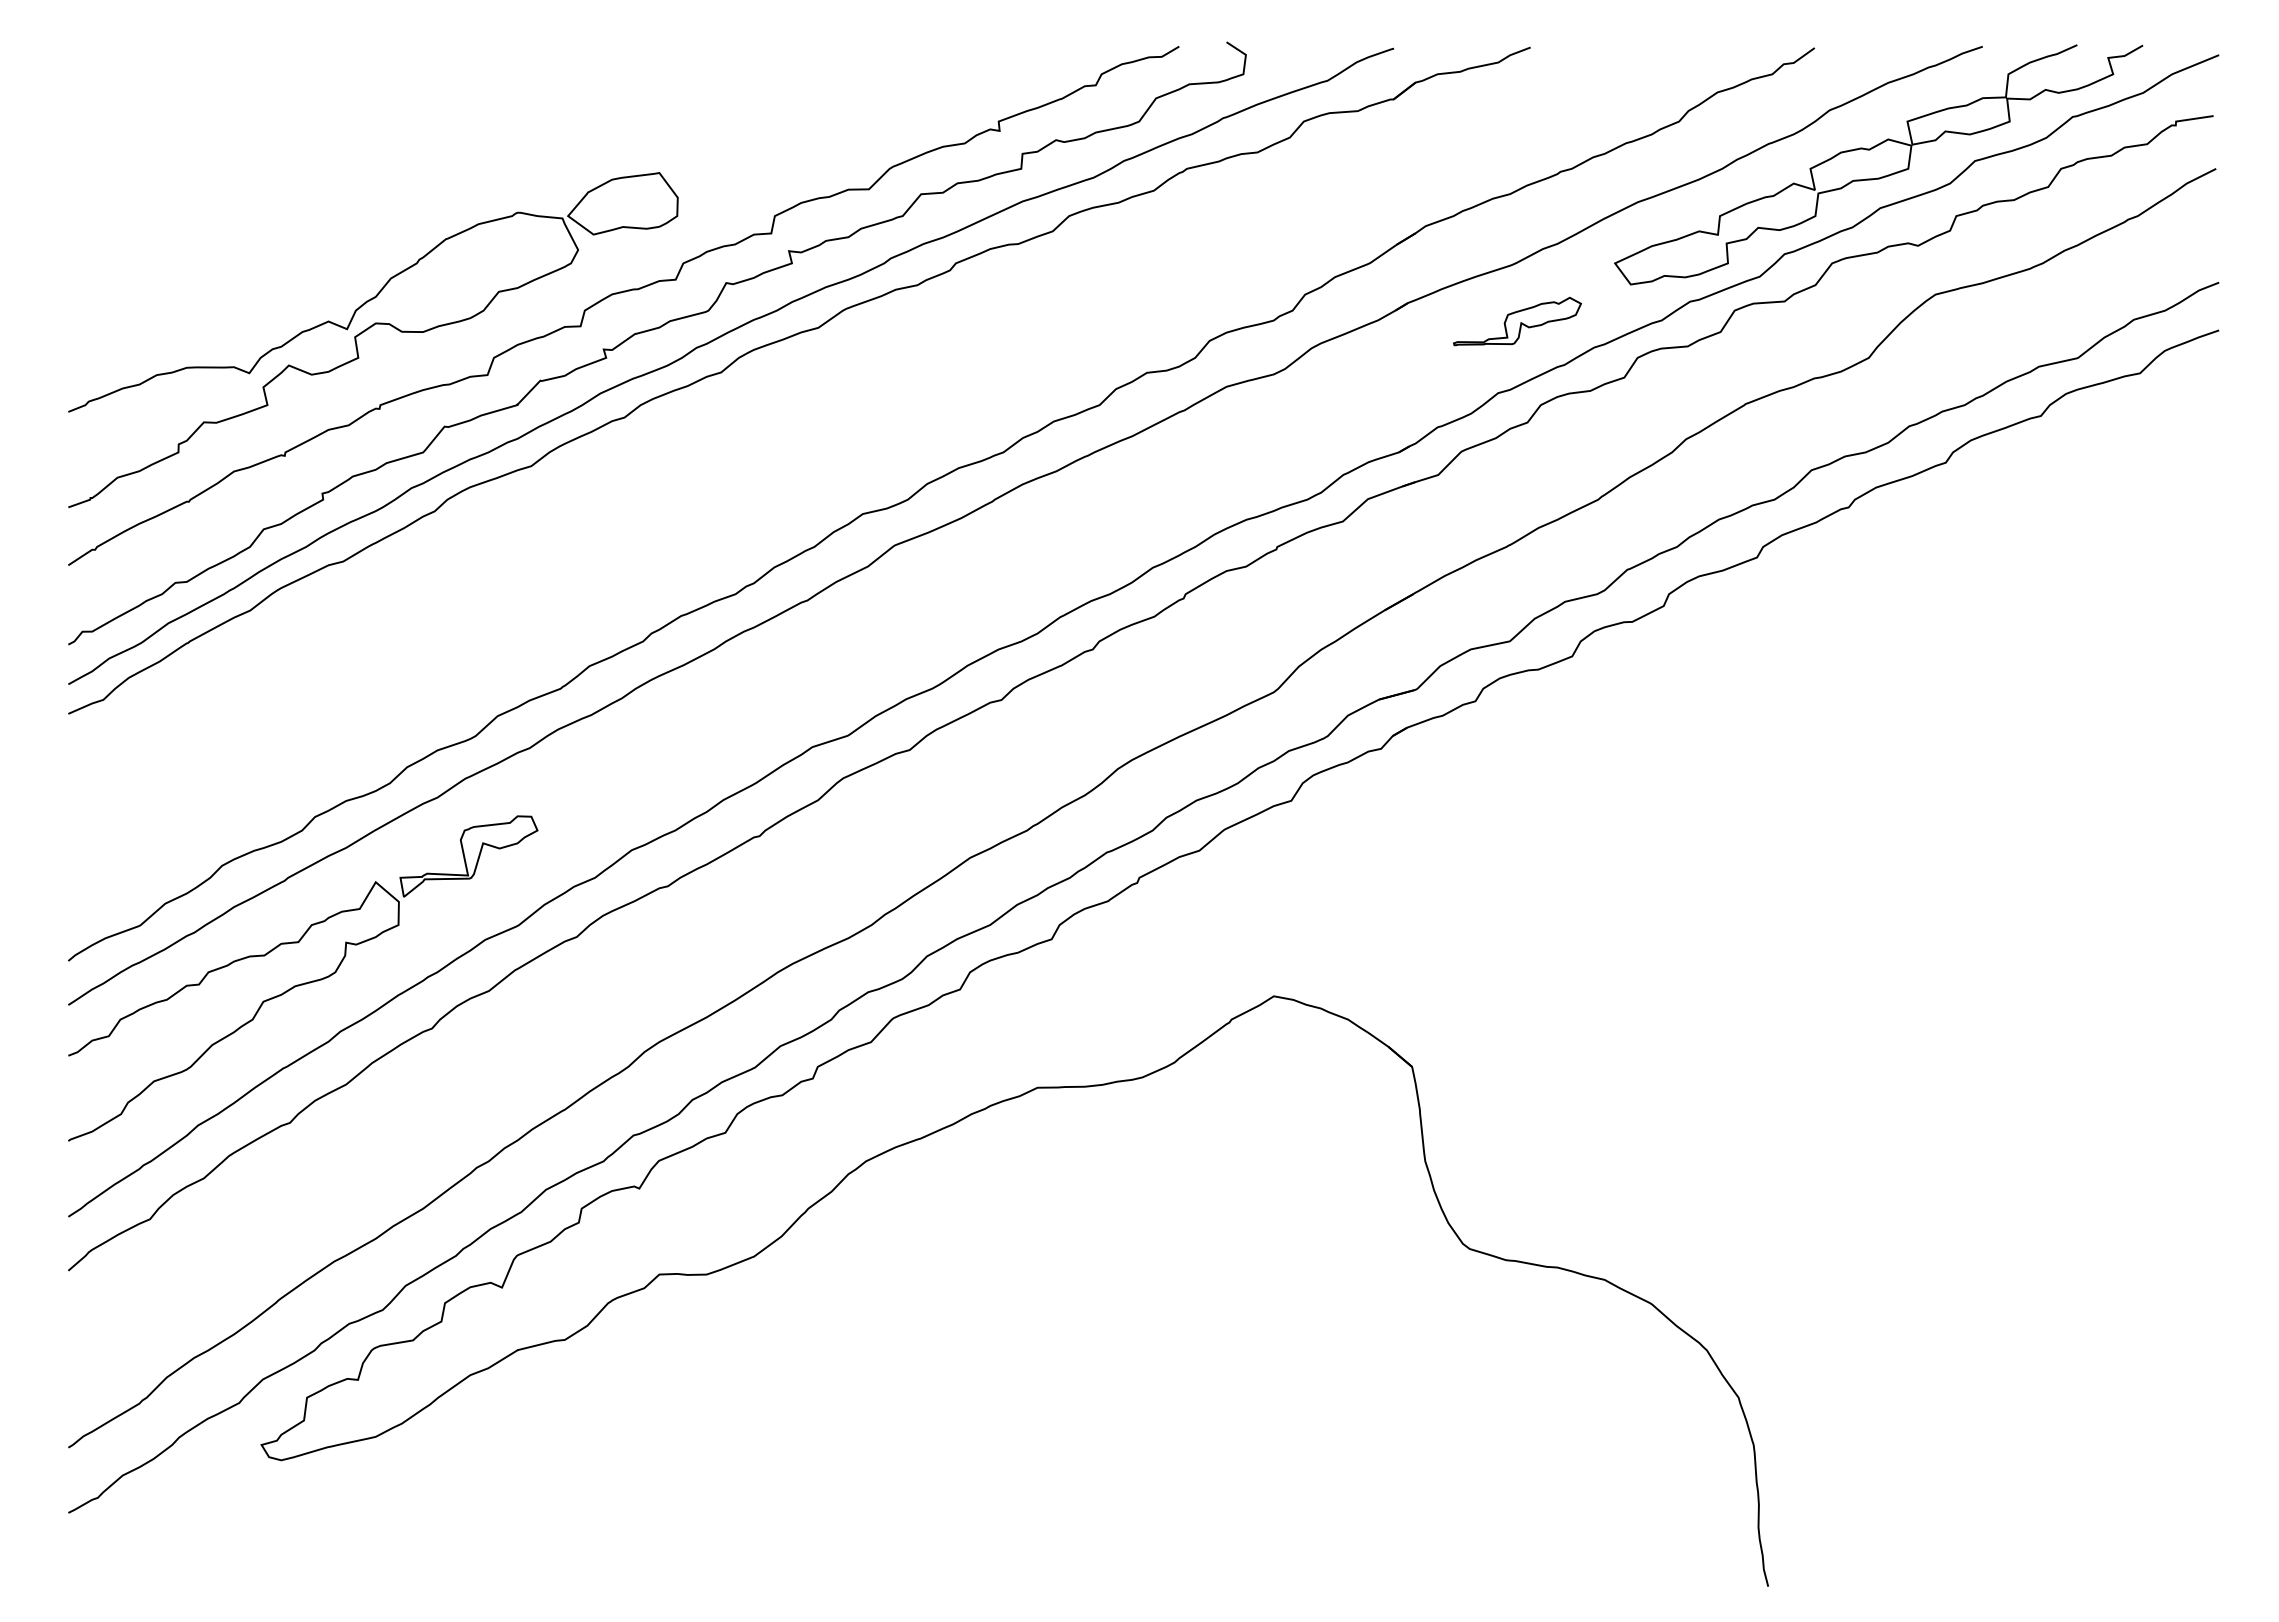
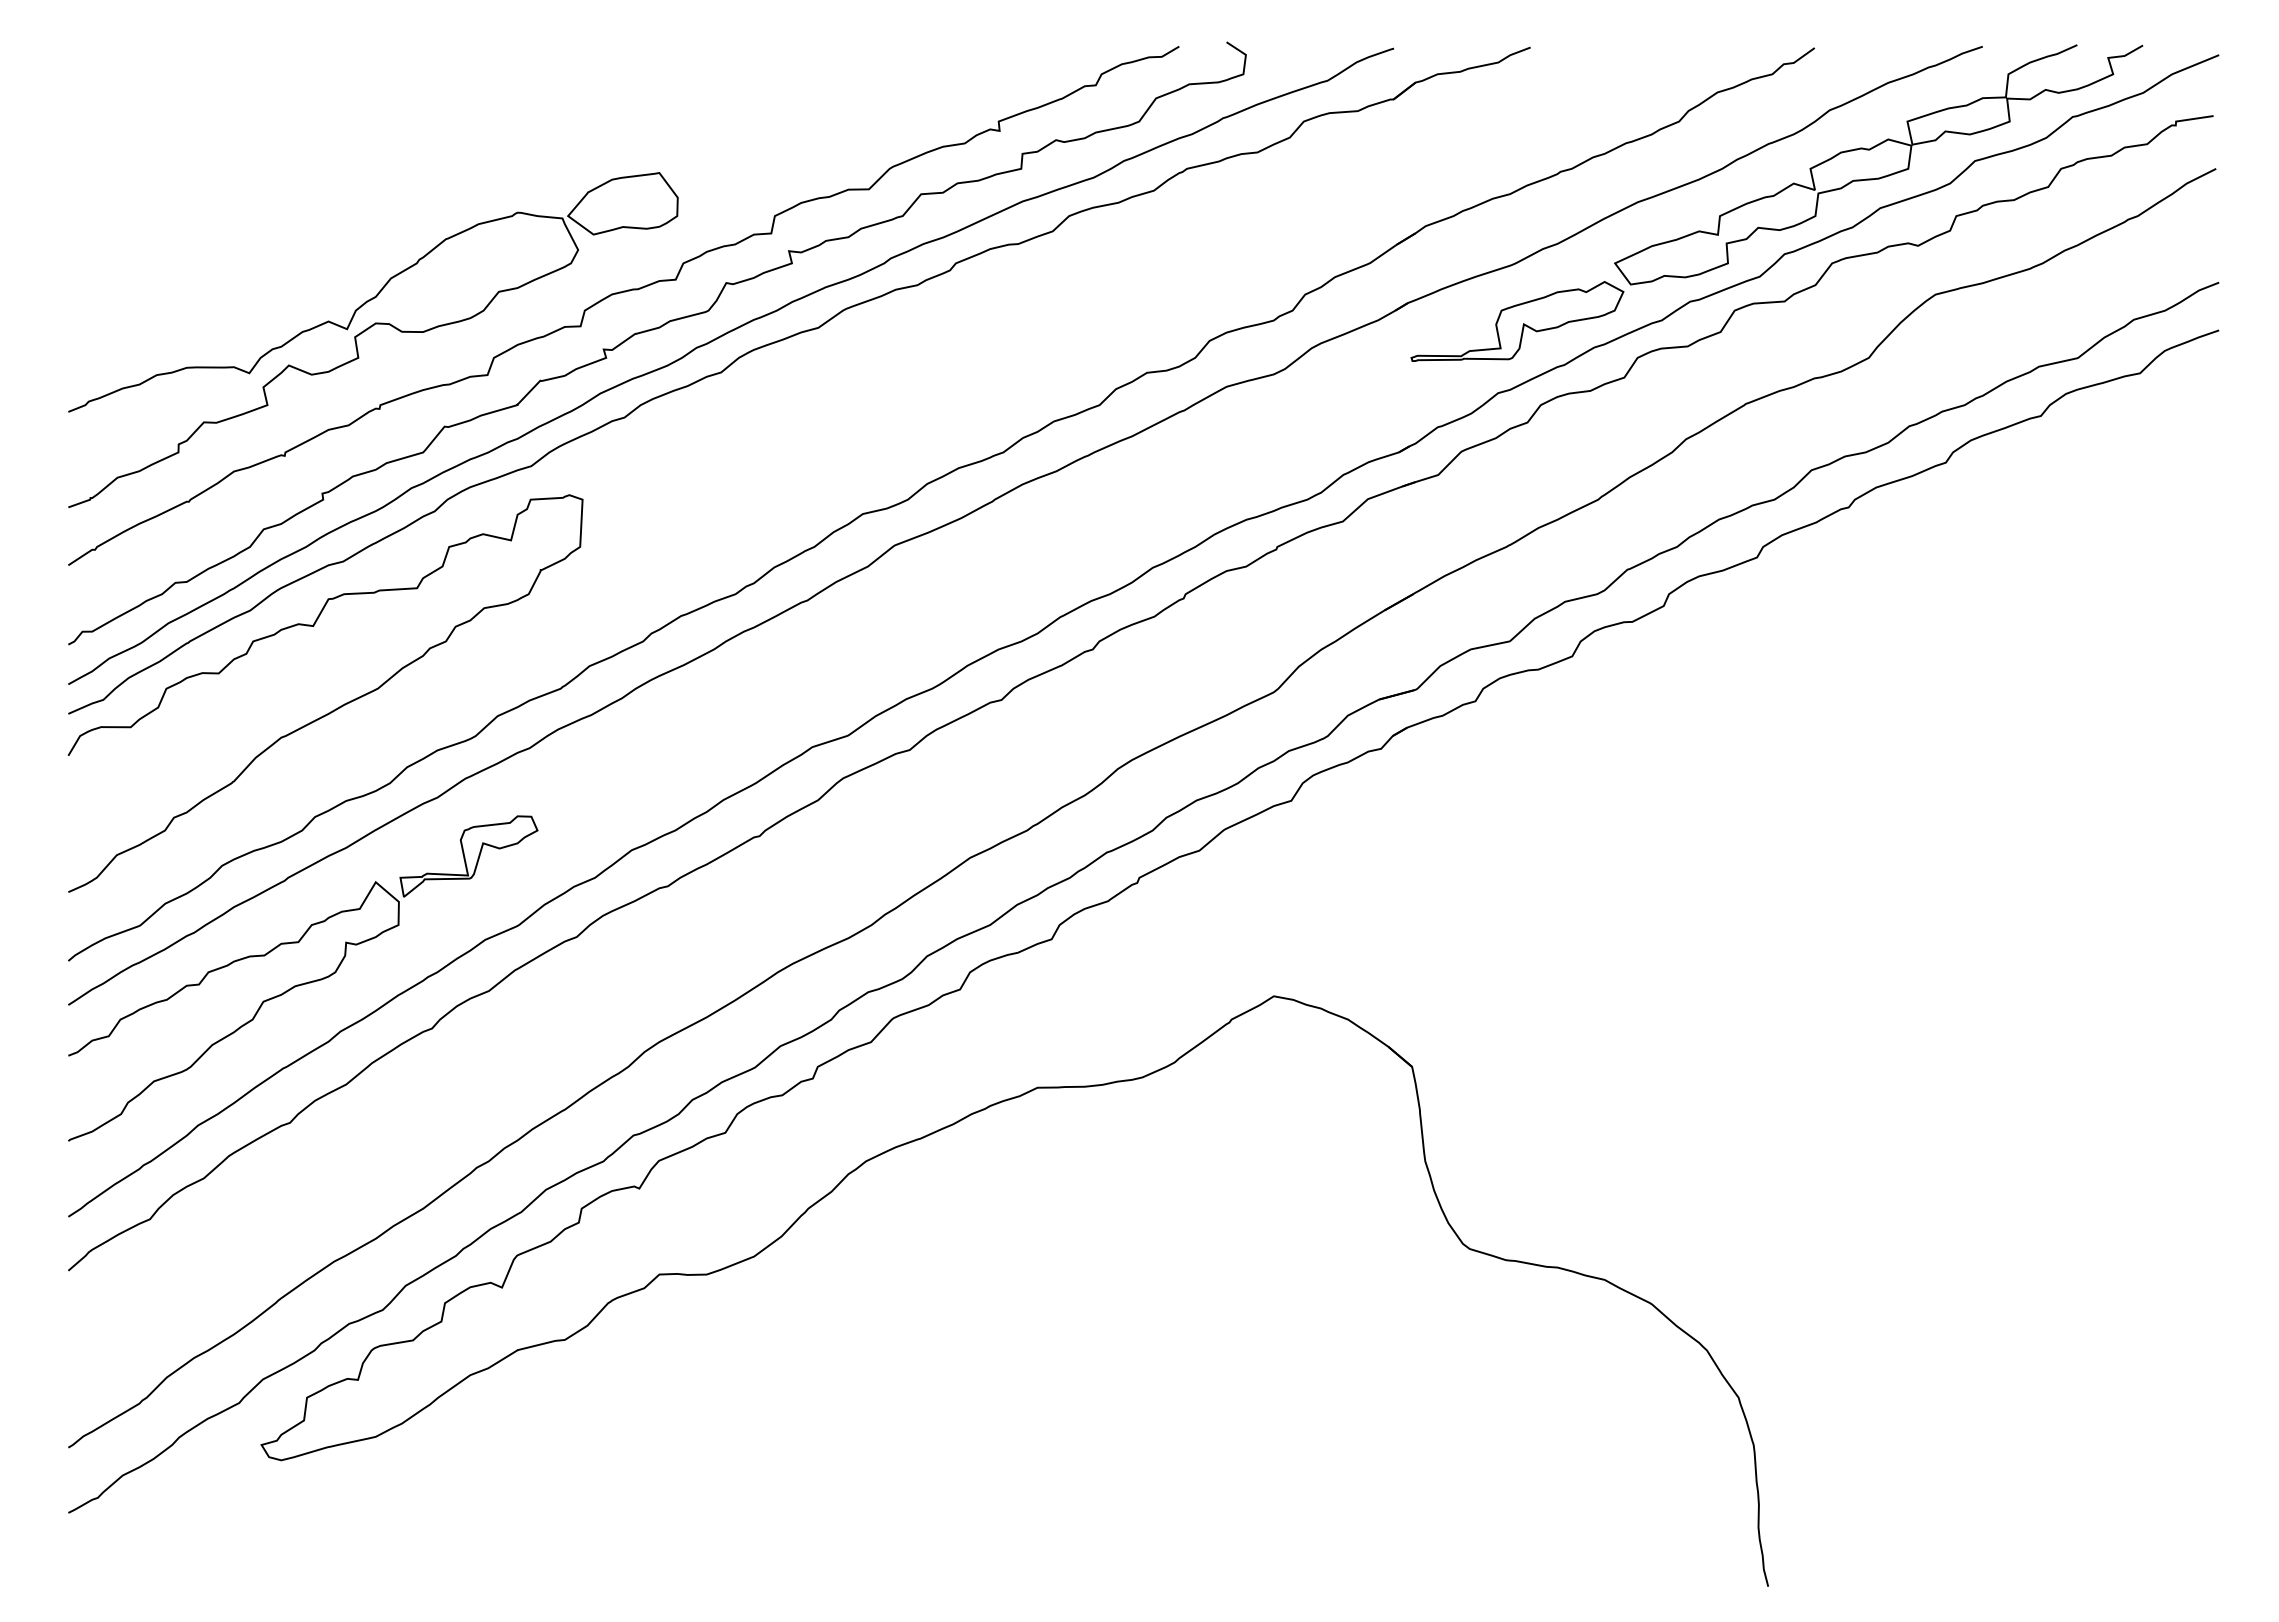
part size: 130x51 px -> 215x81 px (1517, 321)
curve: none -> present (335, 708)
